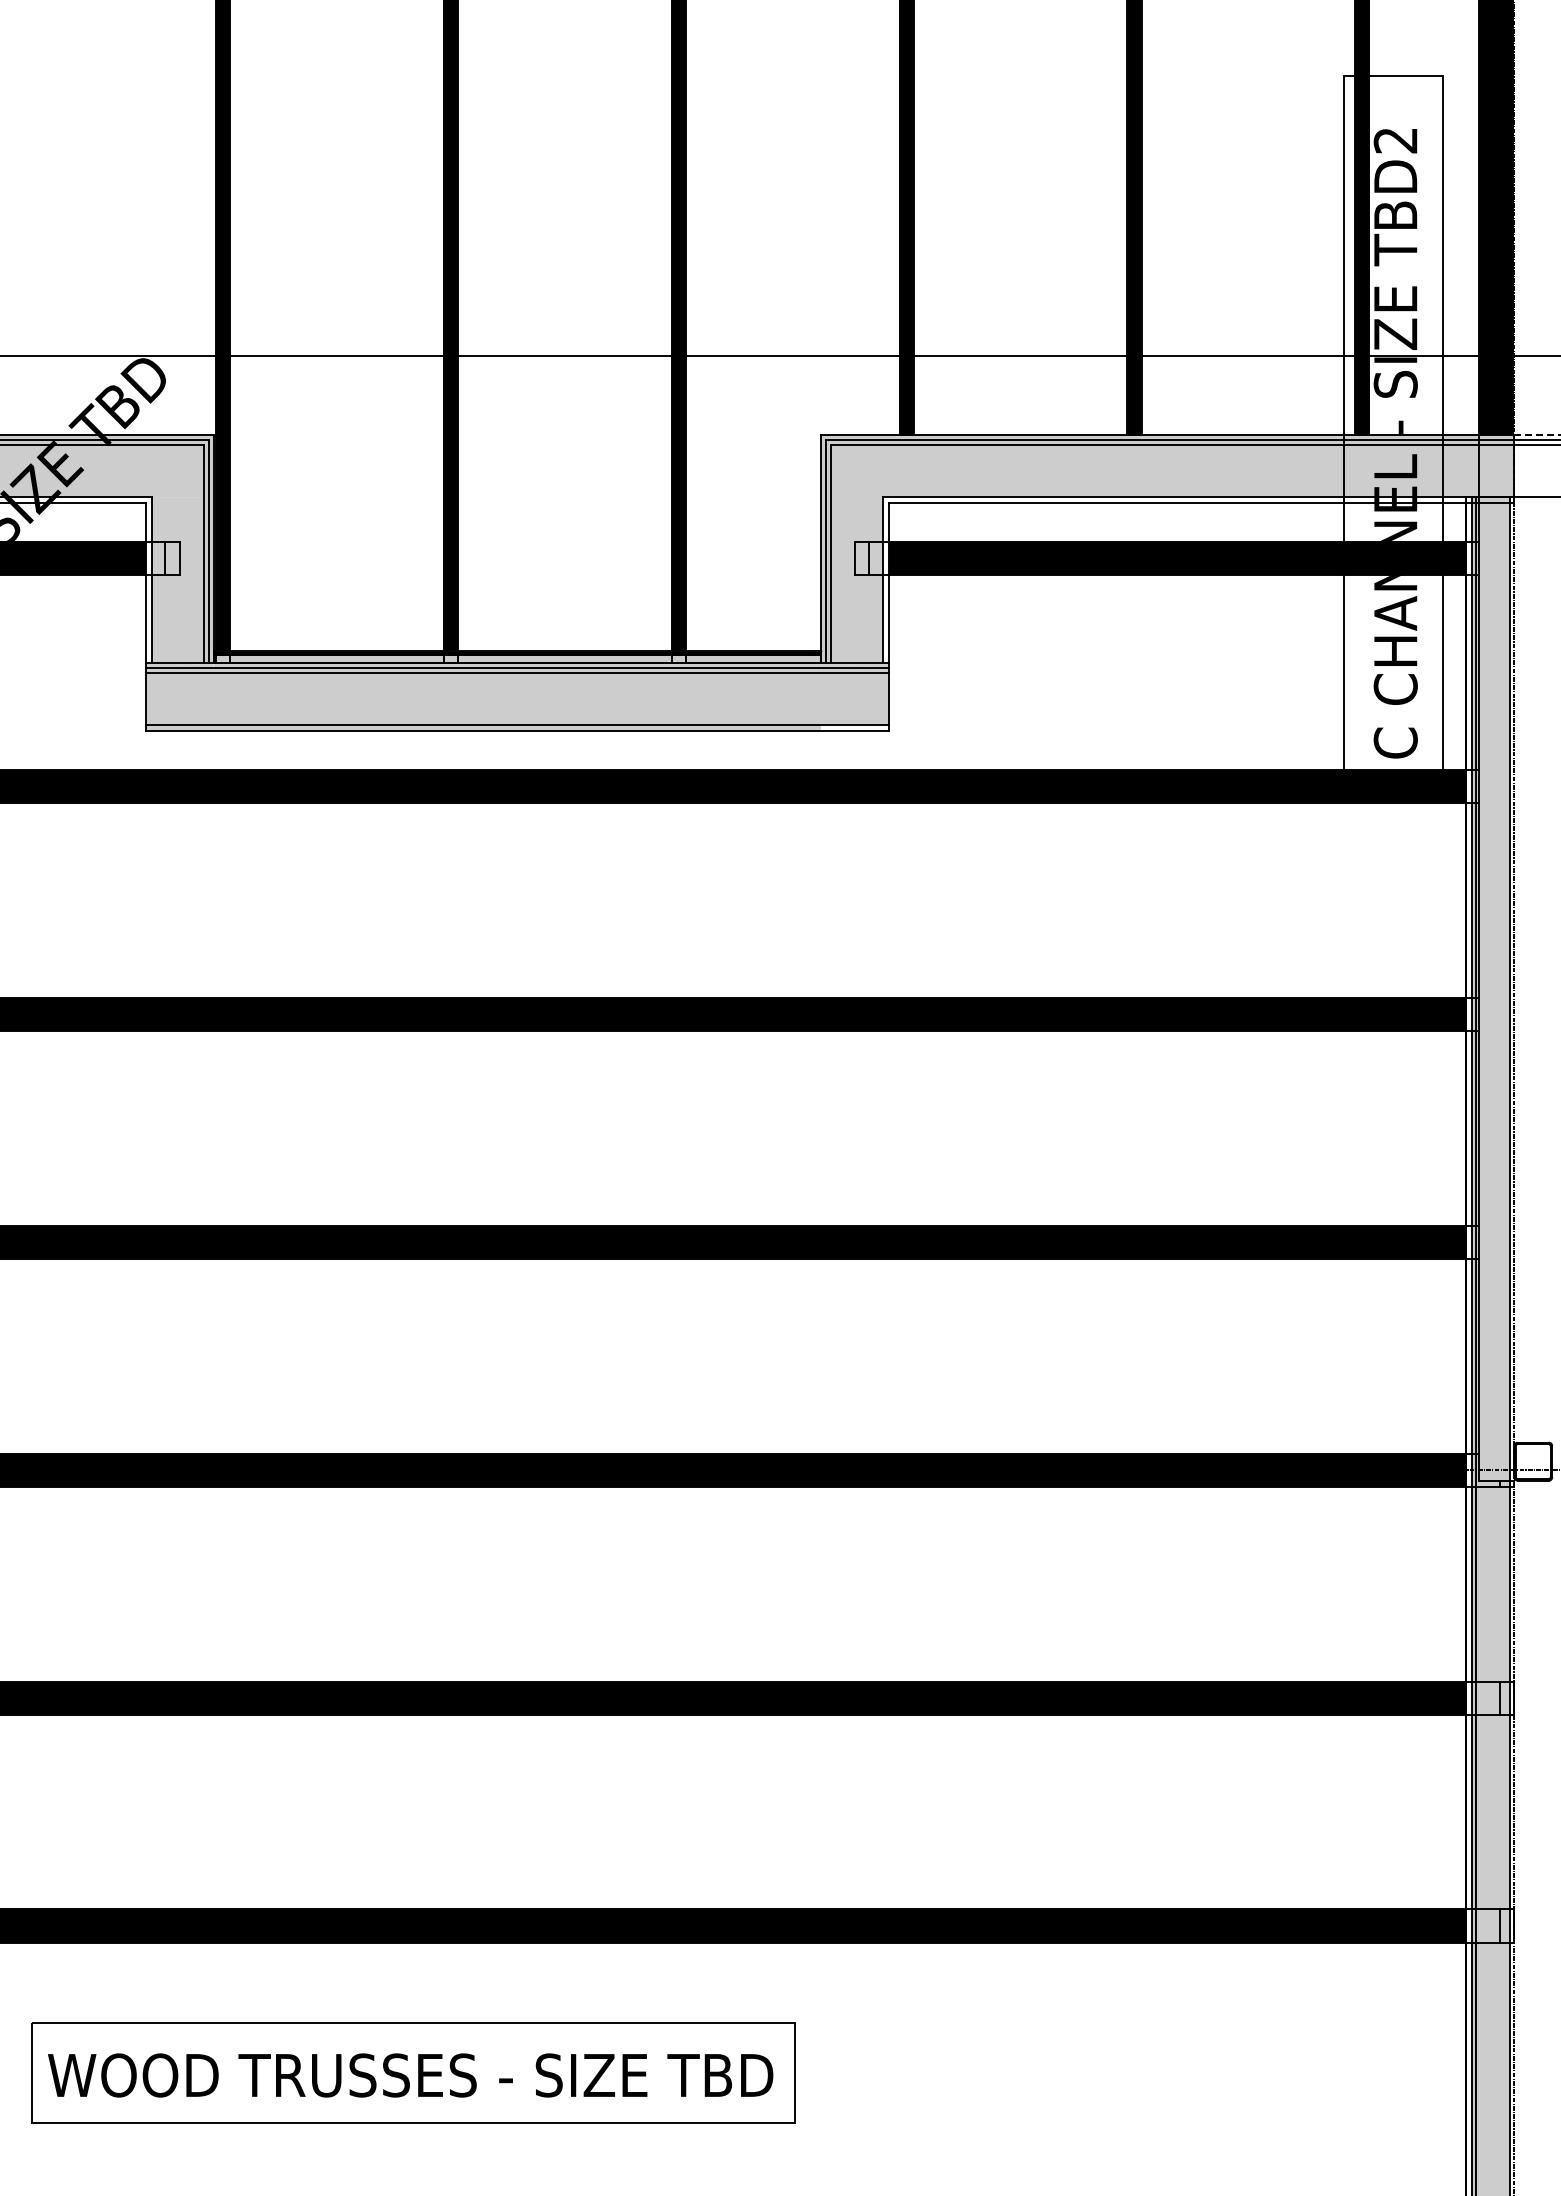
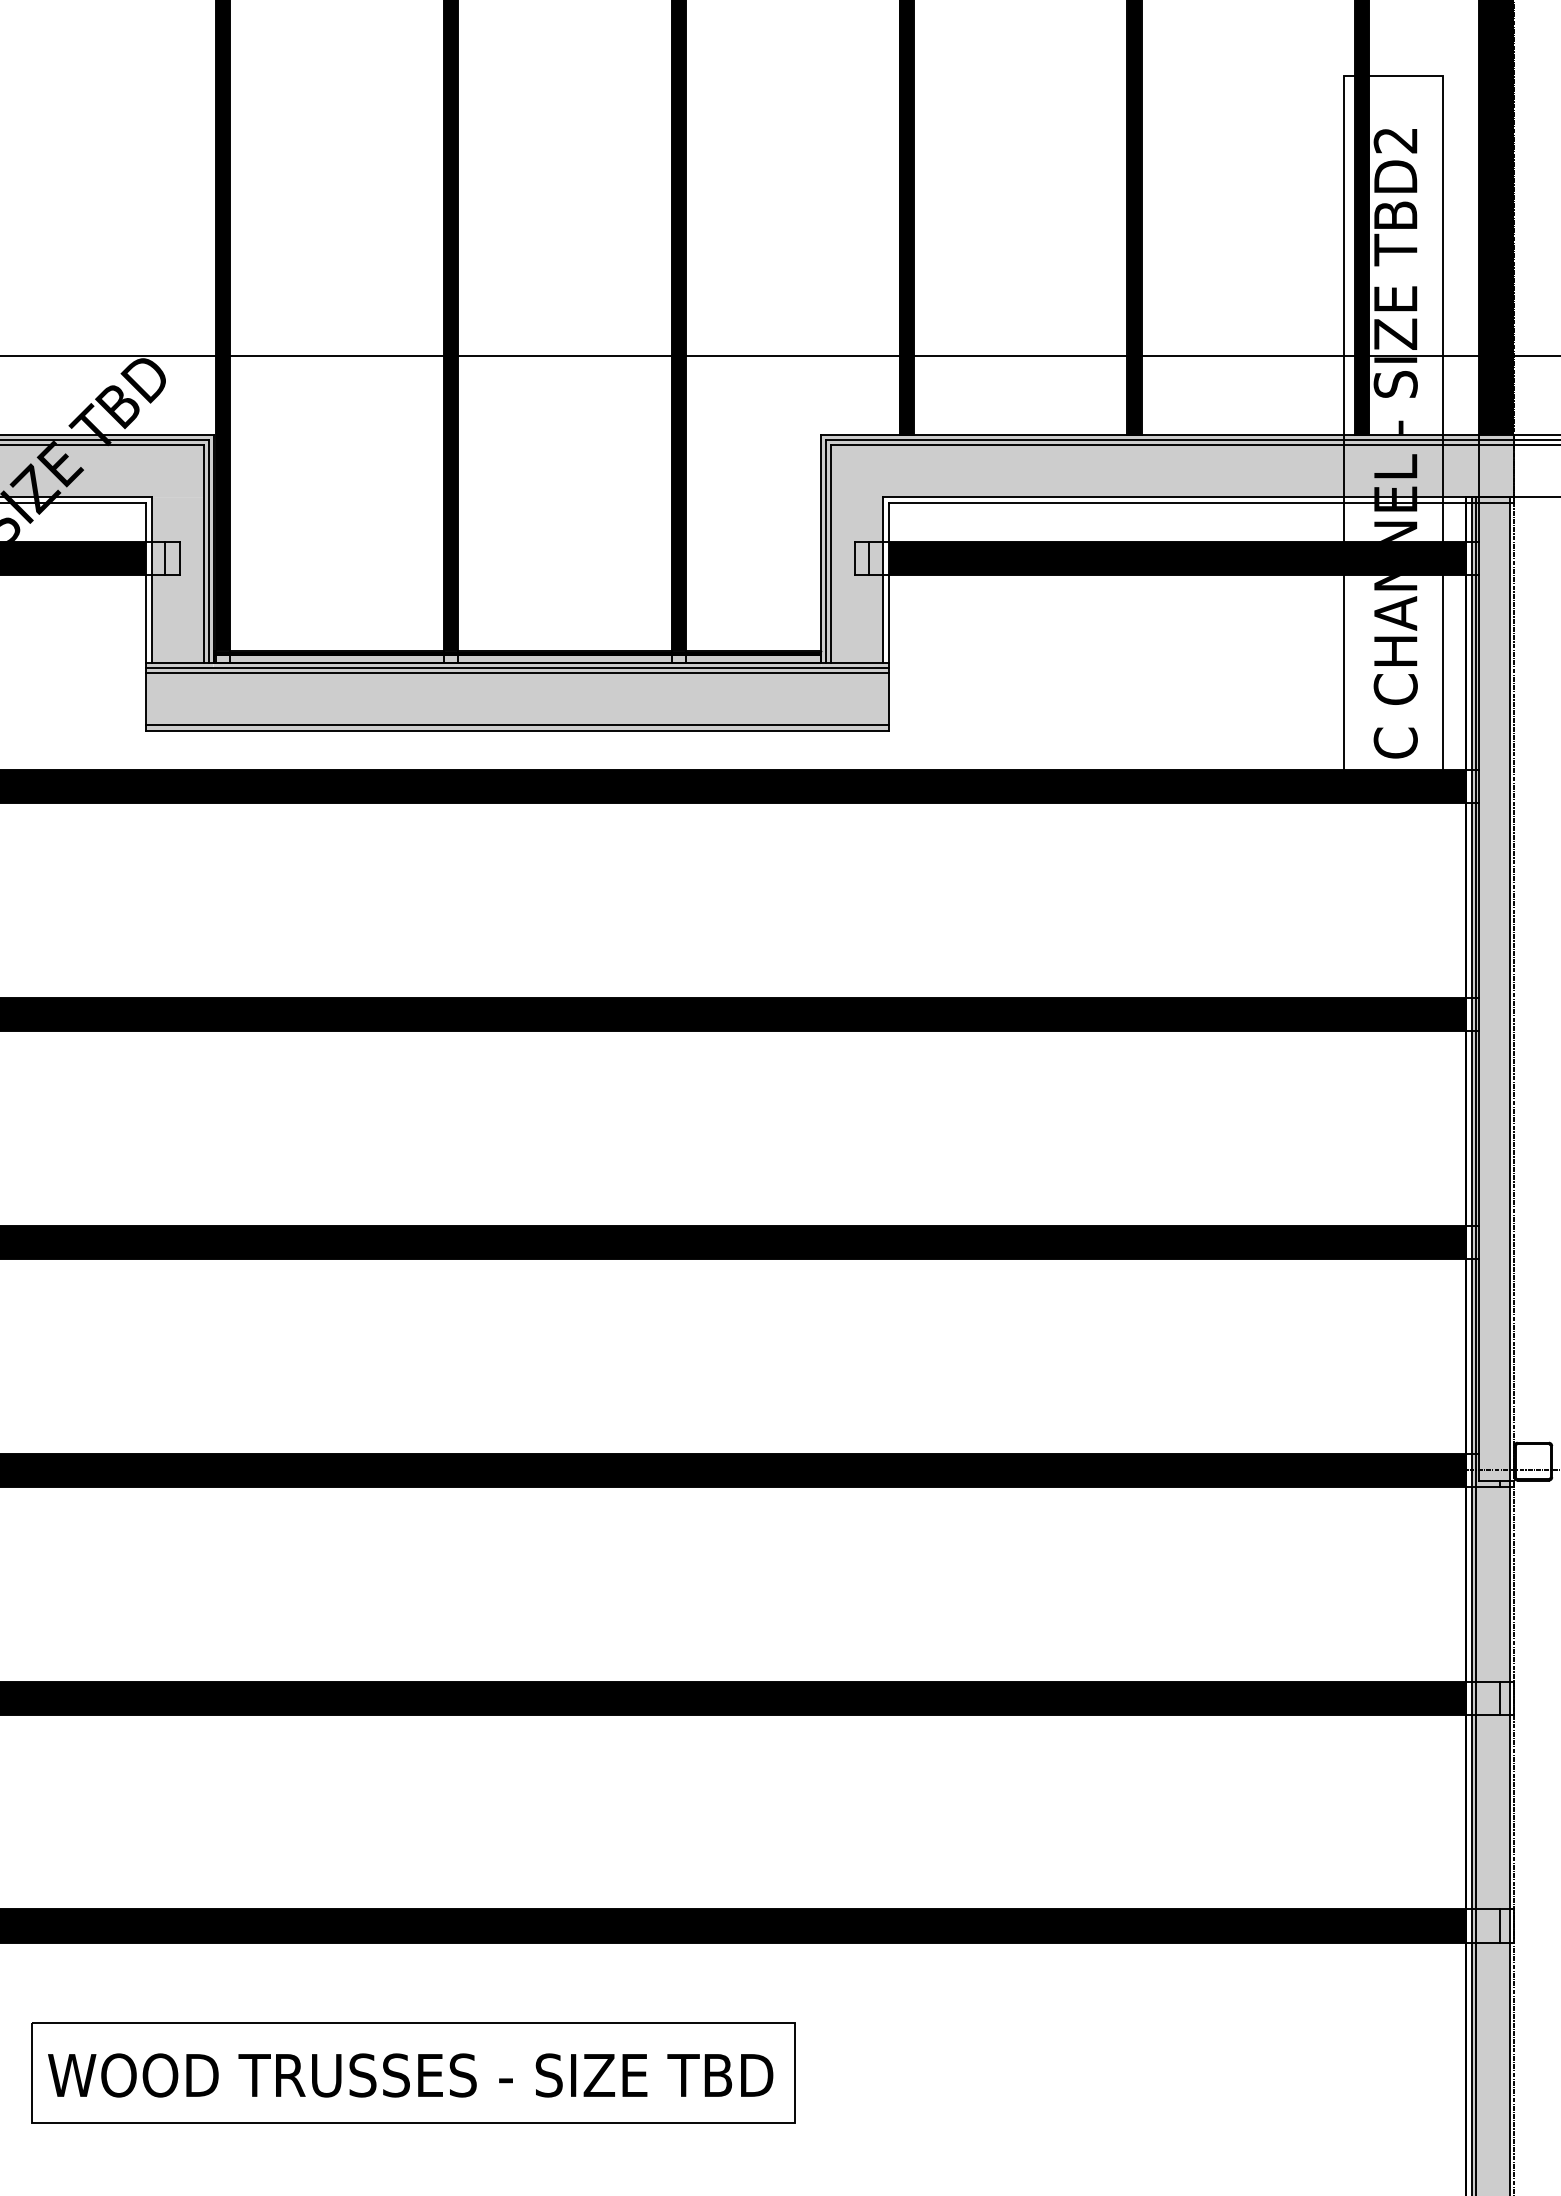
line: dashed -> solid (1537, 435)
fill: none -> present (854, 727)
